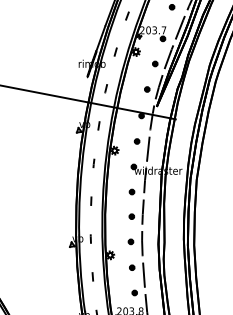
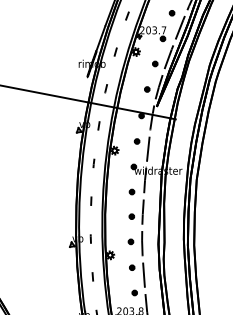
part position: (171, 7) -> (171, 13) (171, 13)
